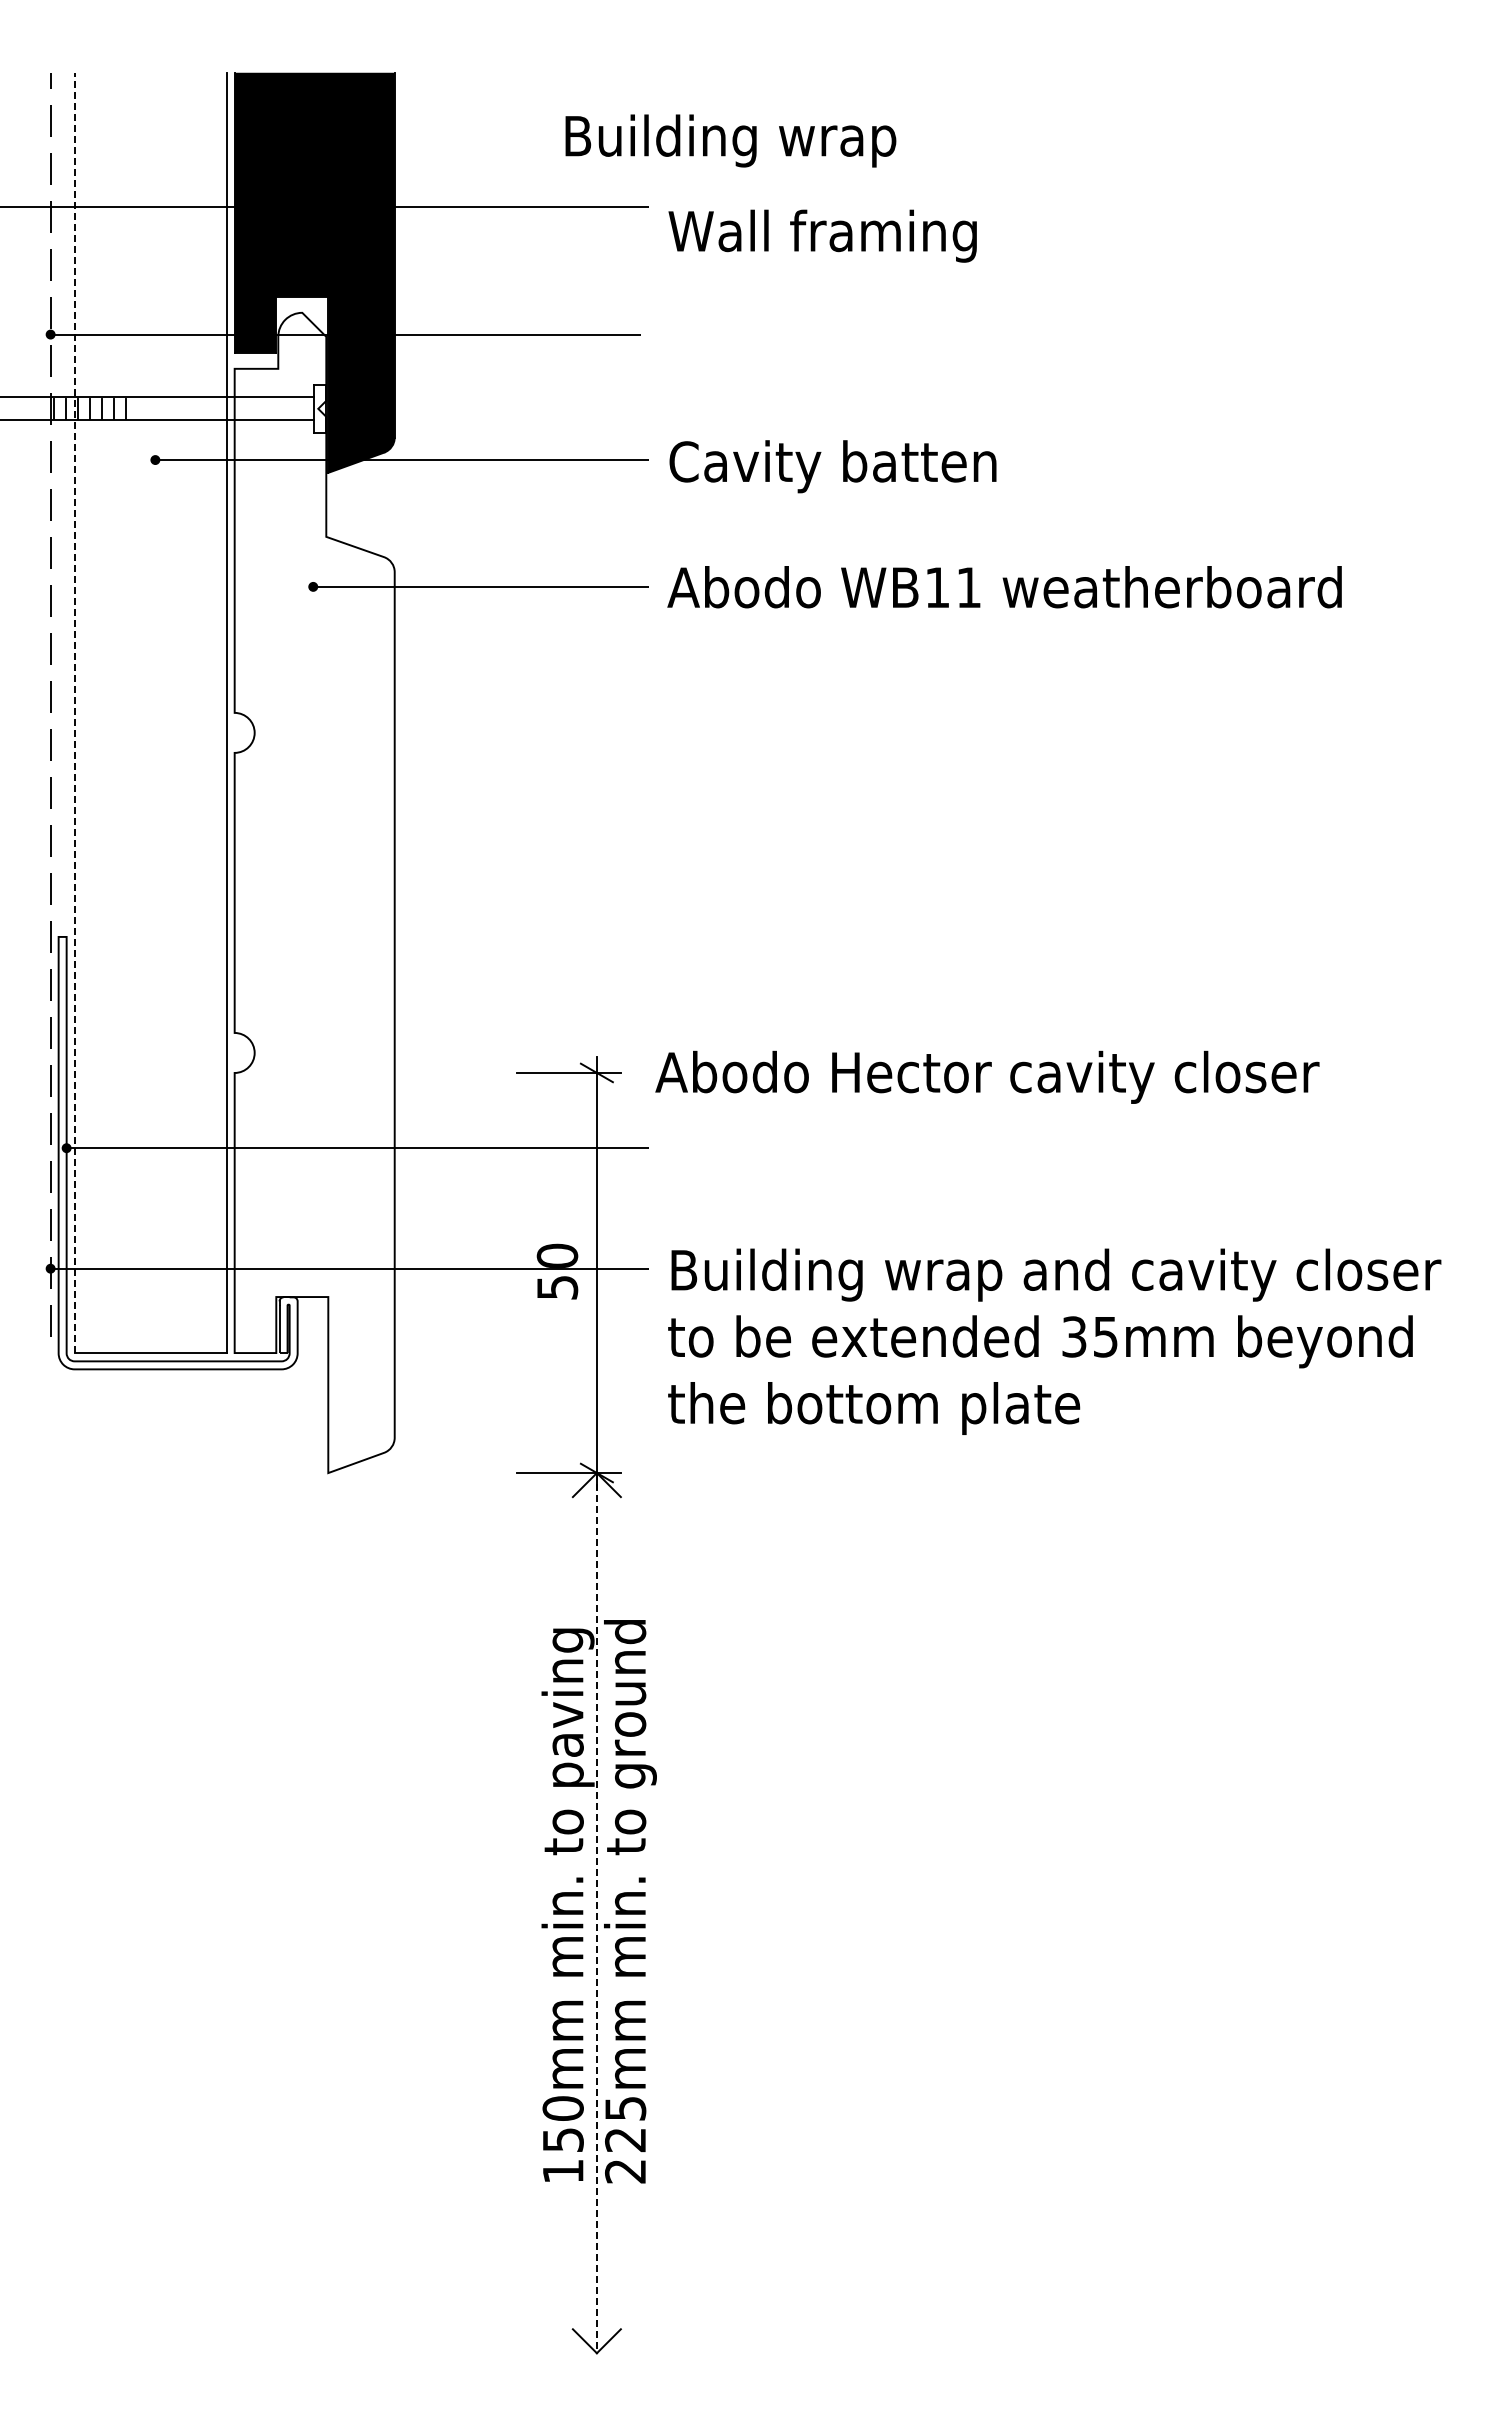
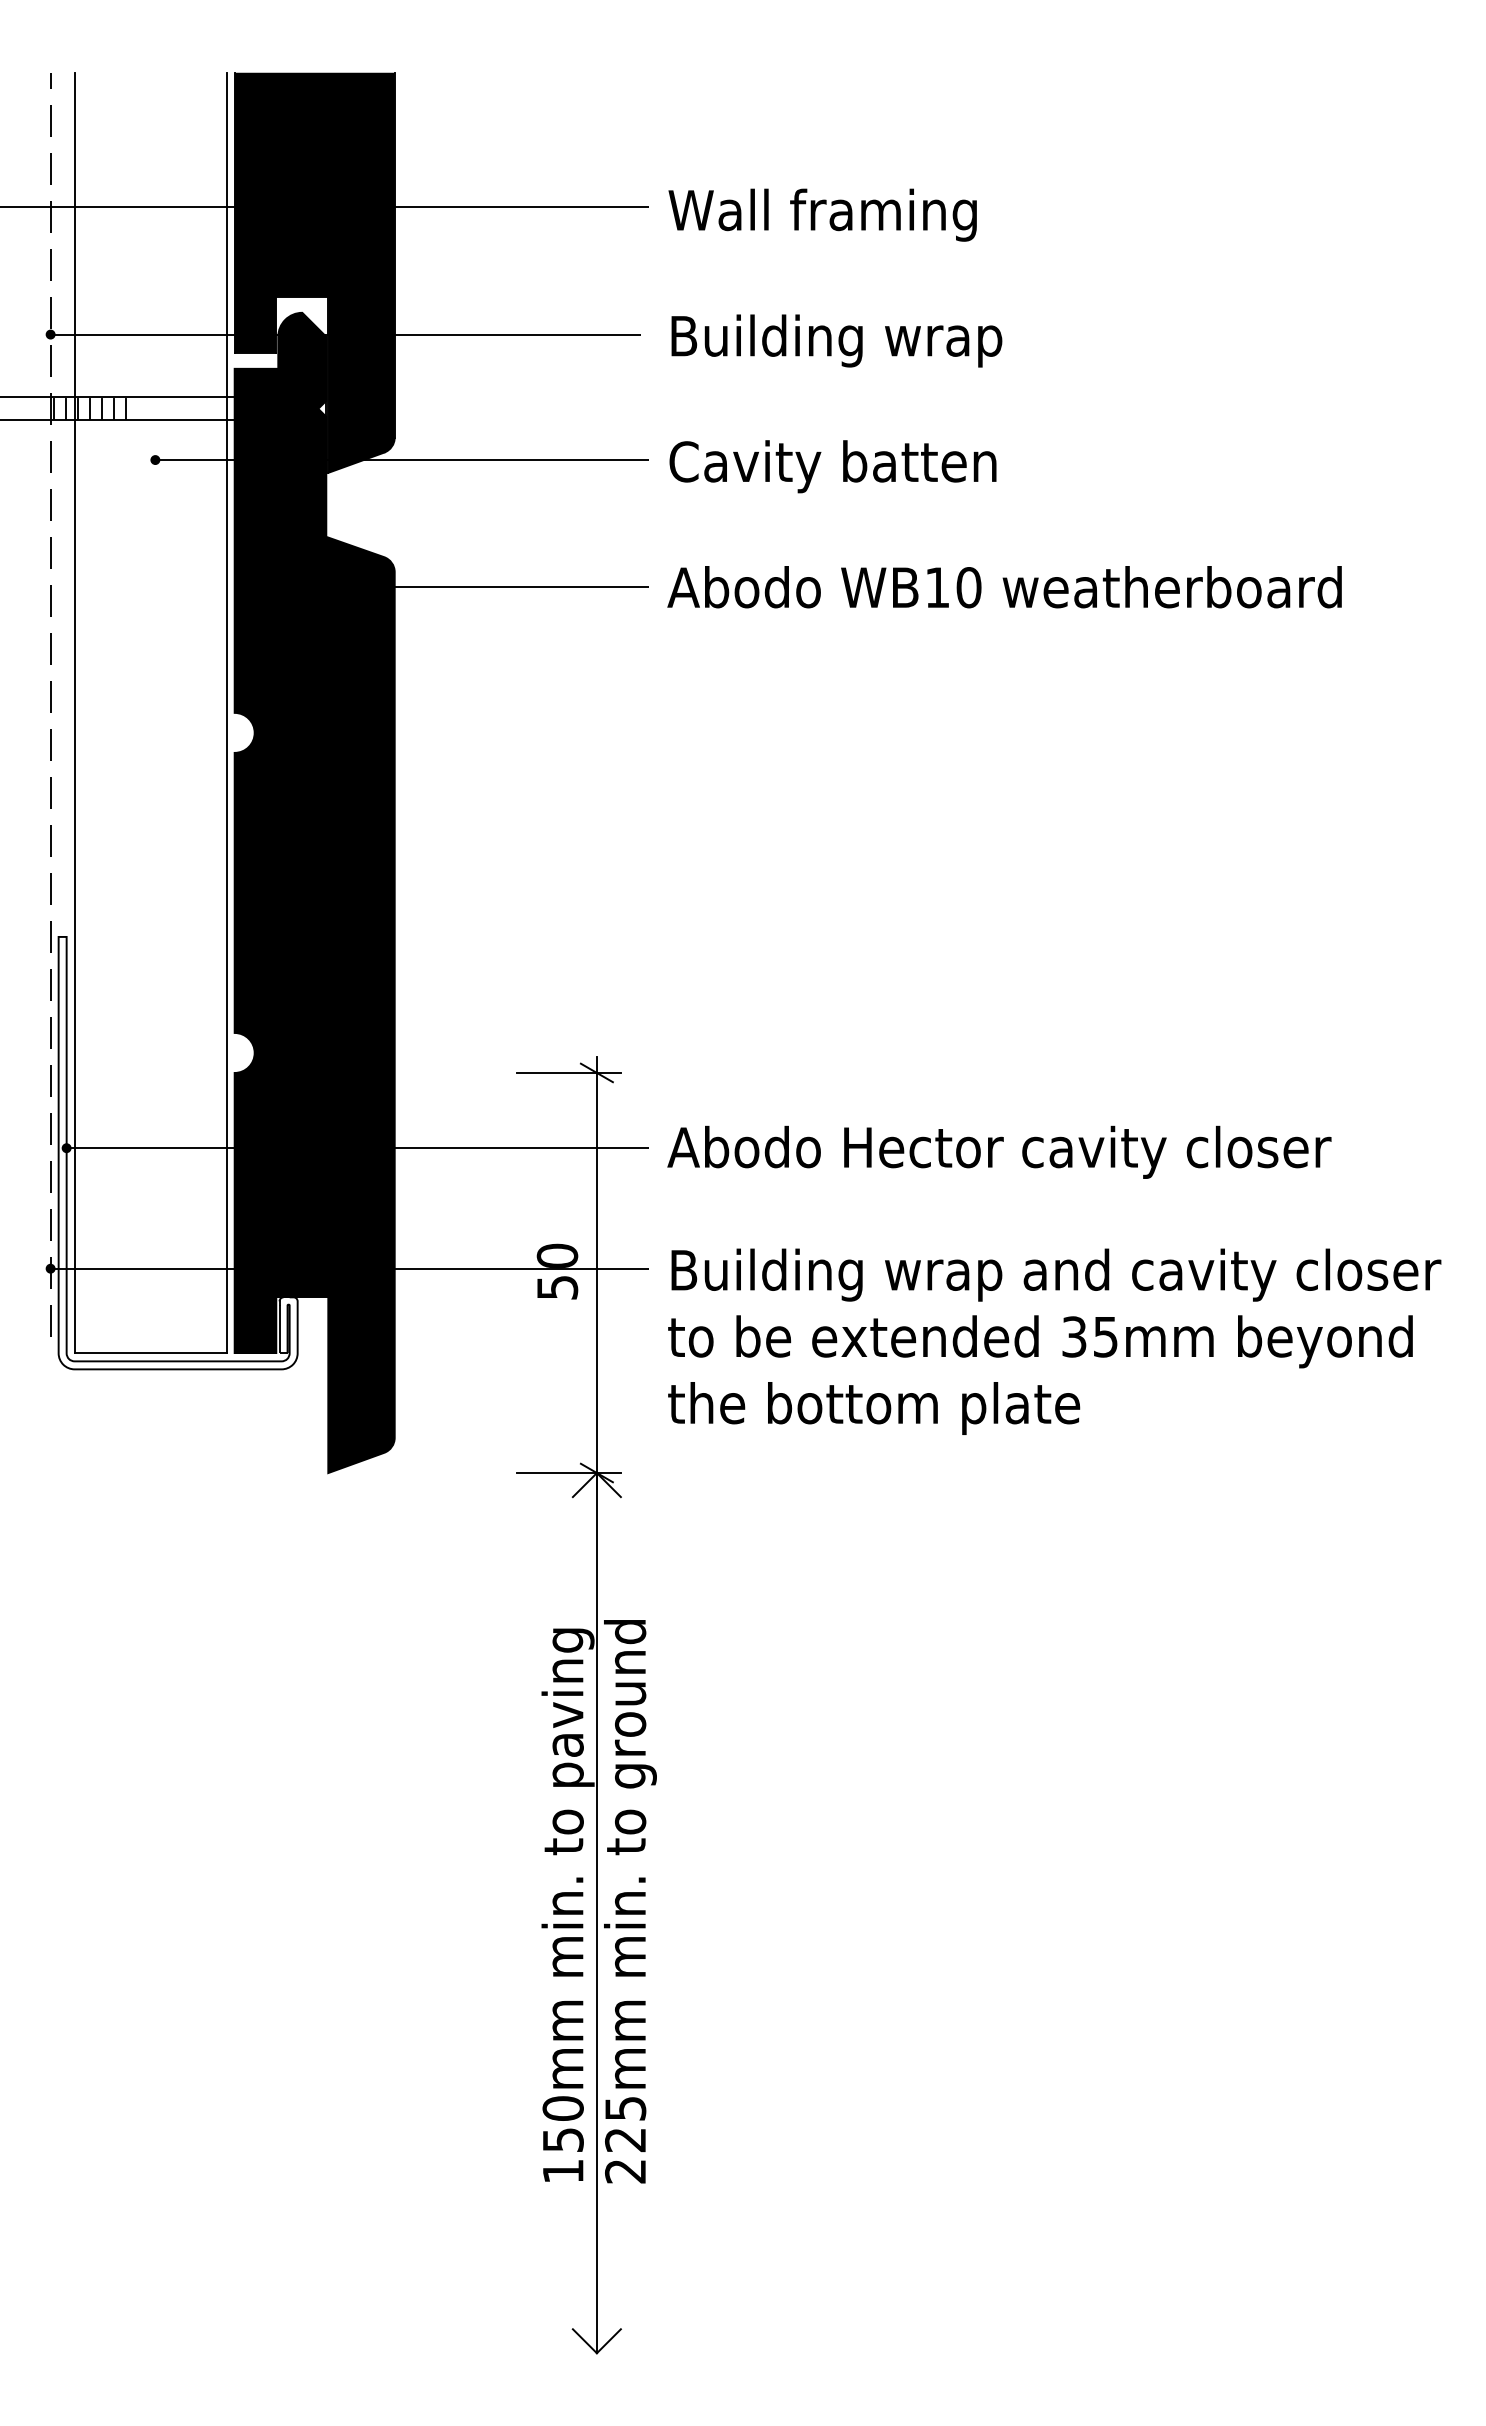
text position: (730, 140) -> (836, 340) (836, 340)
text position: (822, 235) -> (822, 214) (822, 214)
text: WB11 -> WB10 (968, 587)
line: dashed -> solid (74, 712)
fill: none -> present (314, 892)
text position: (987, 1076) -> (999, 1151) (999, 1151)
line: dashed -> solid (596, 1913)
